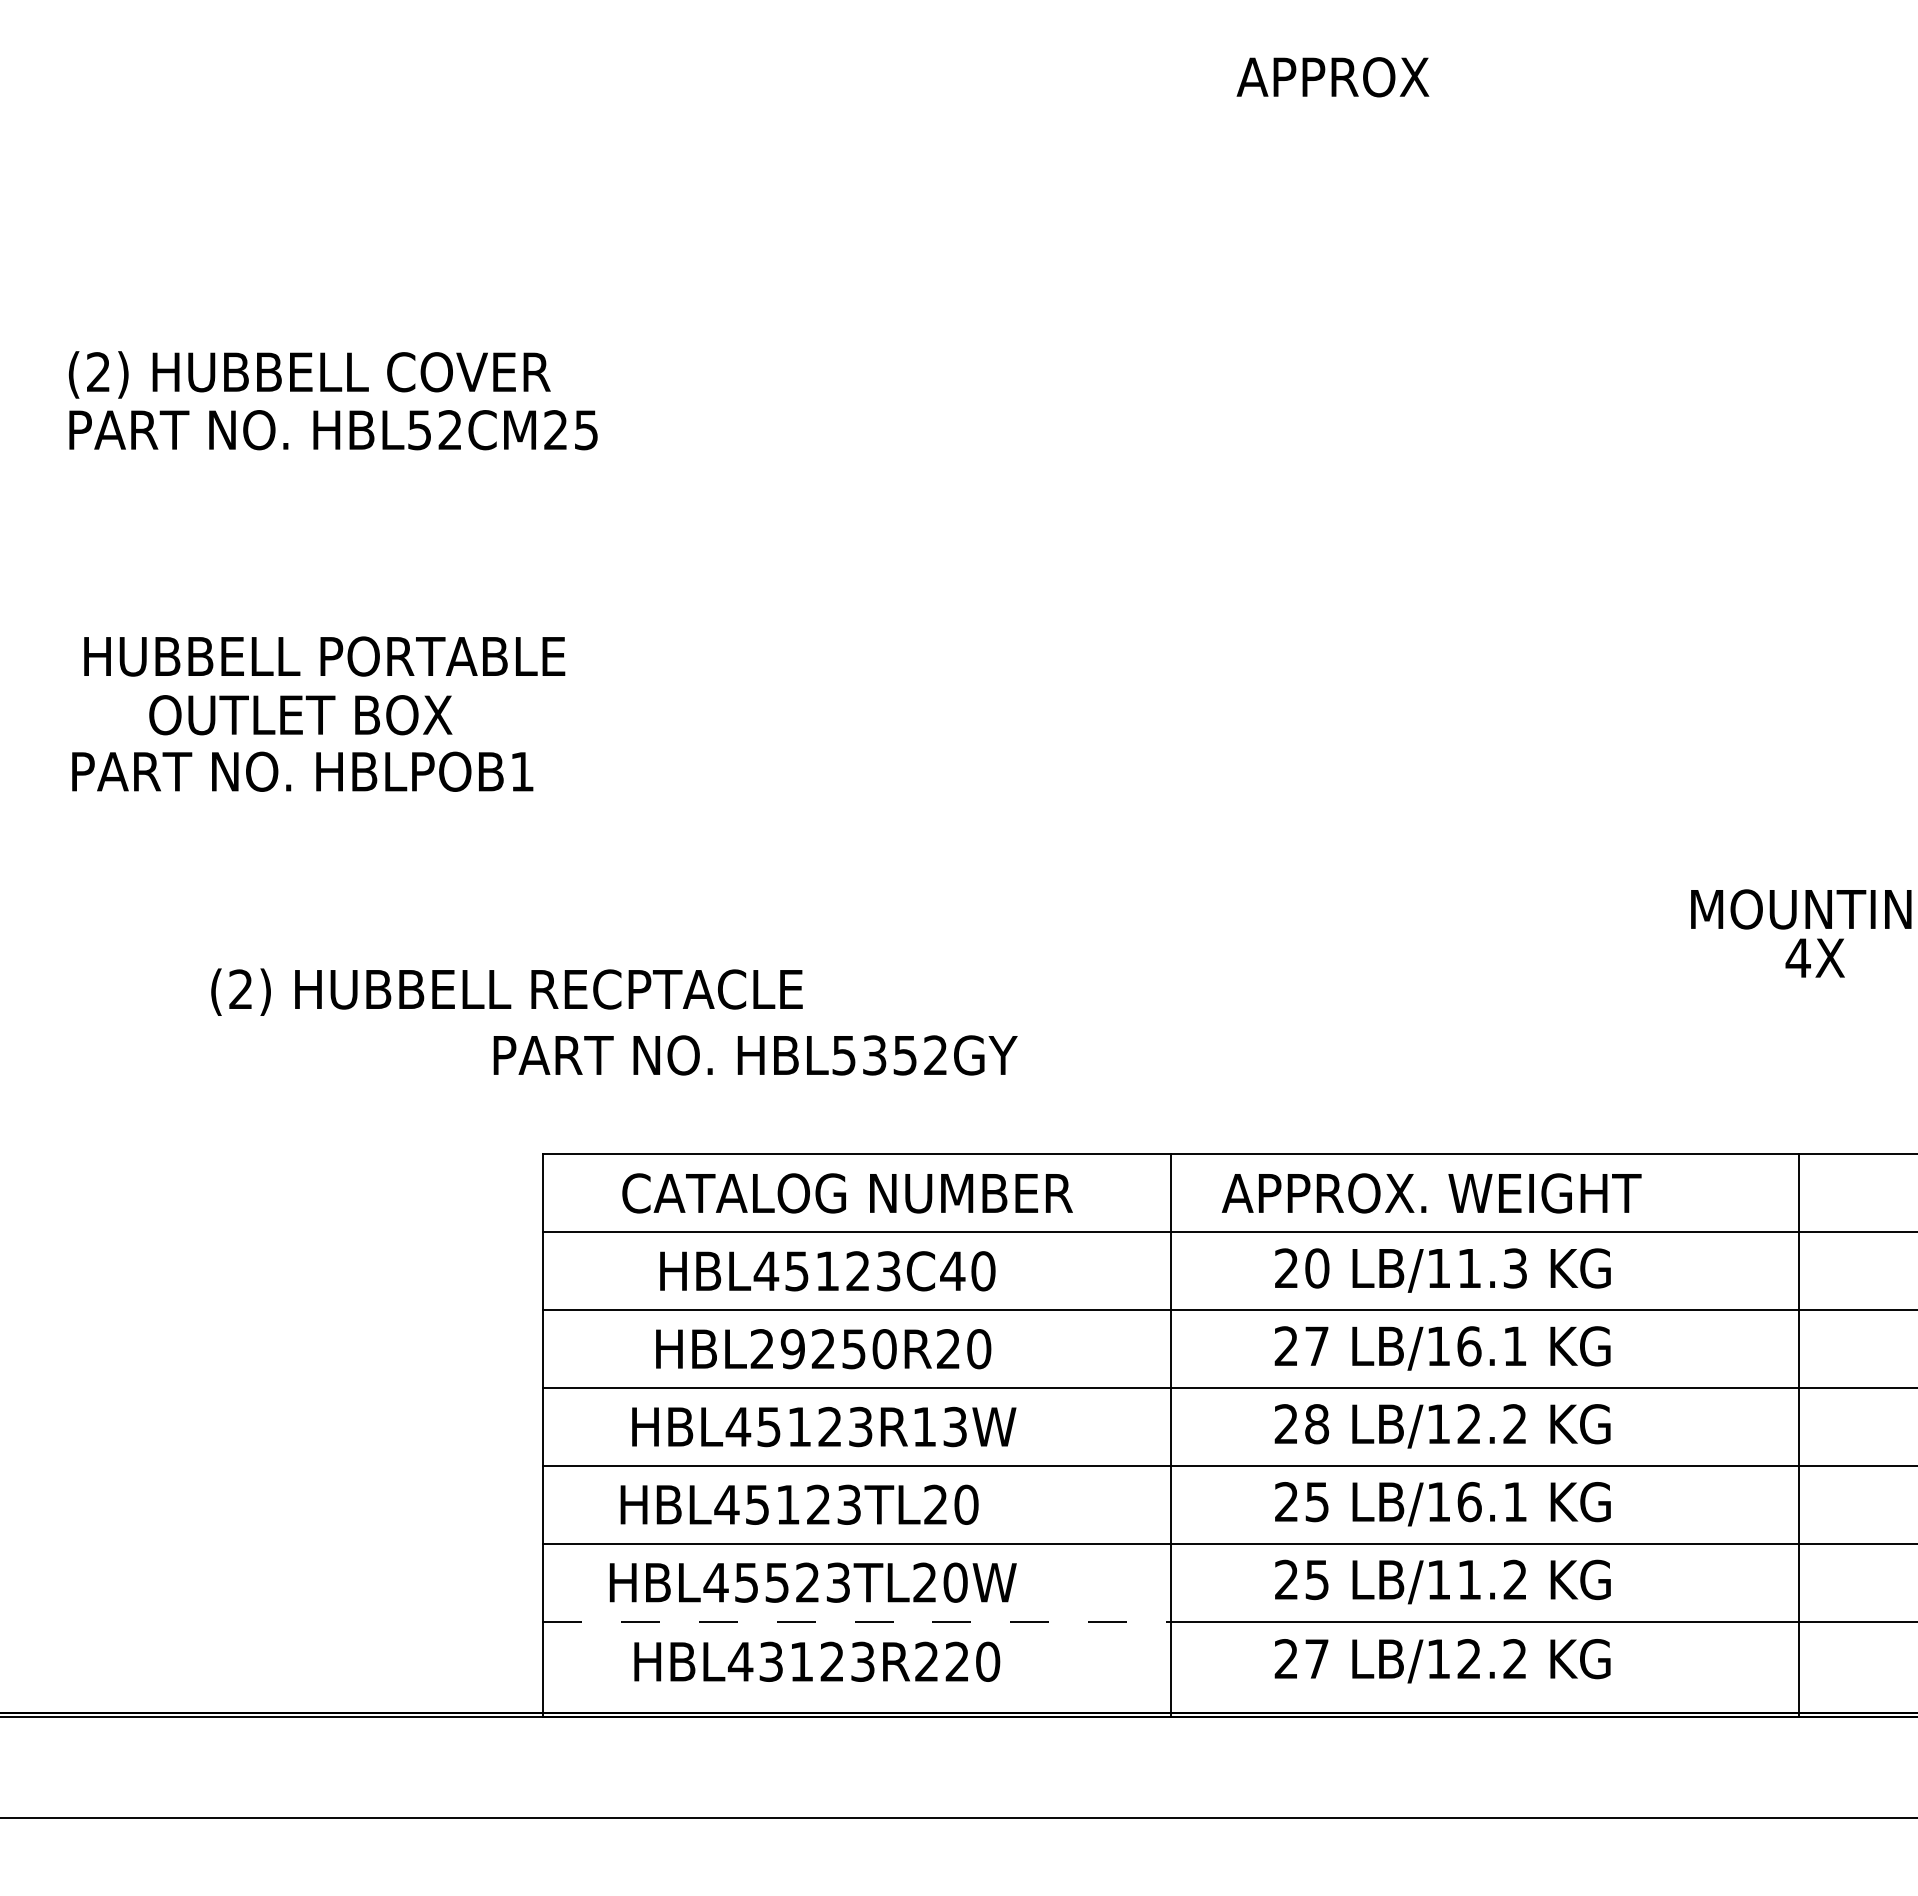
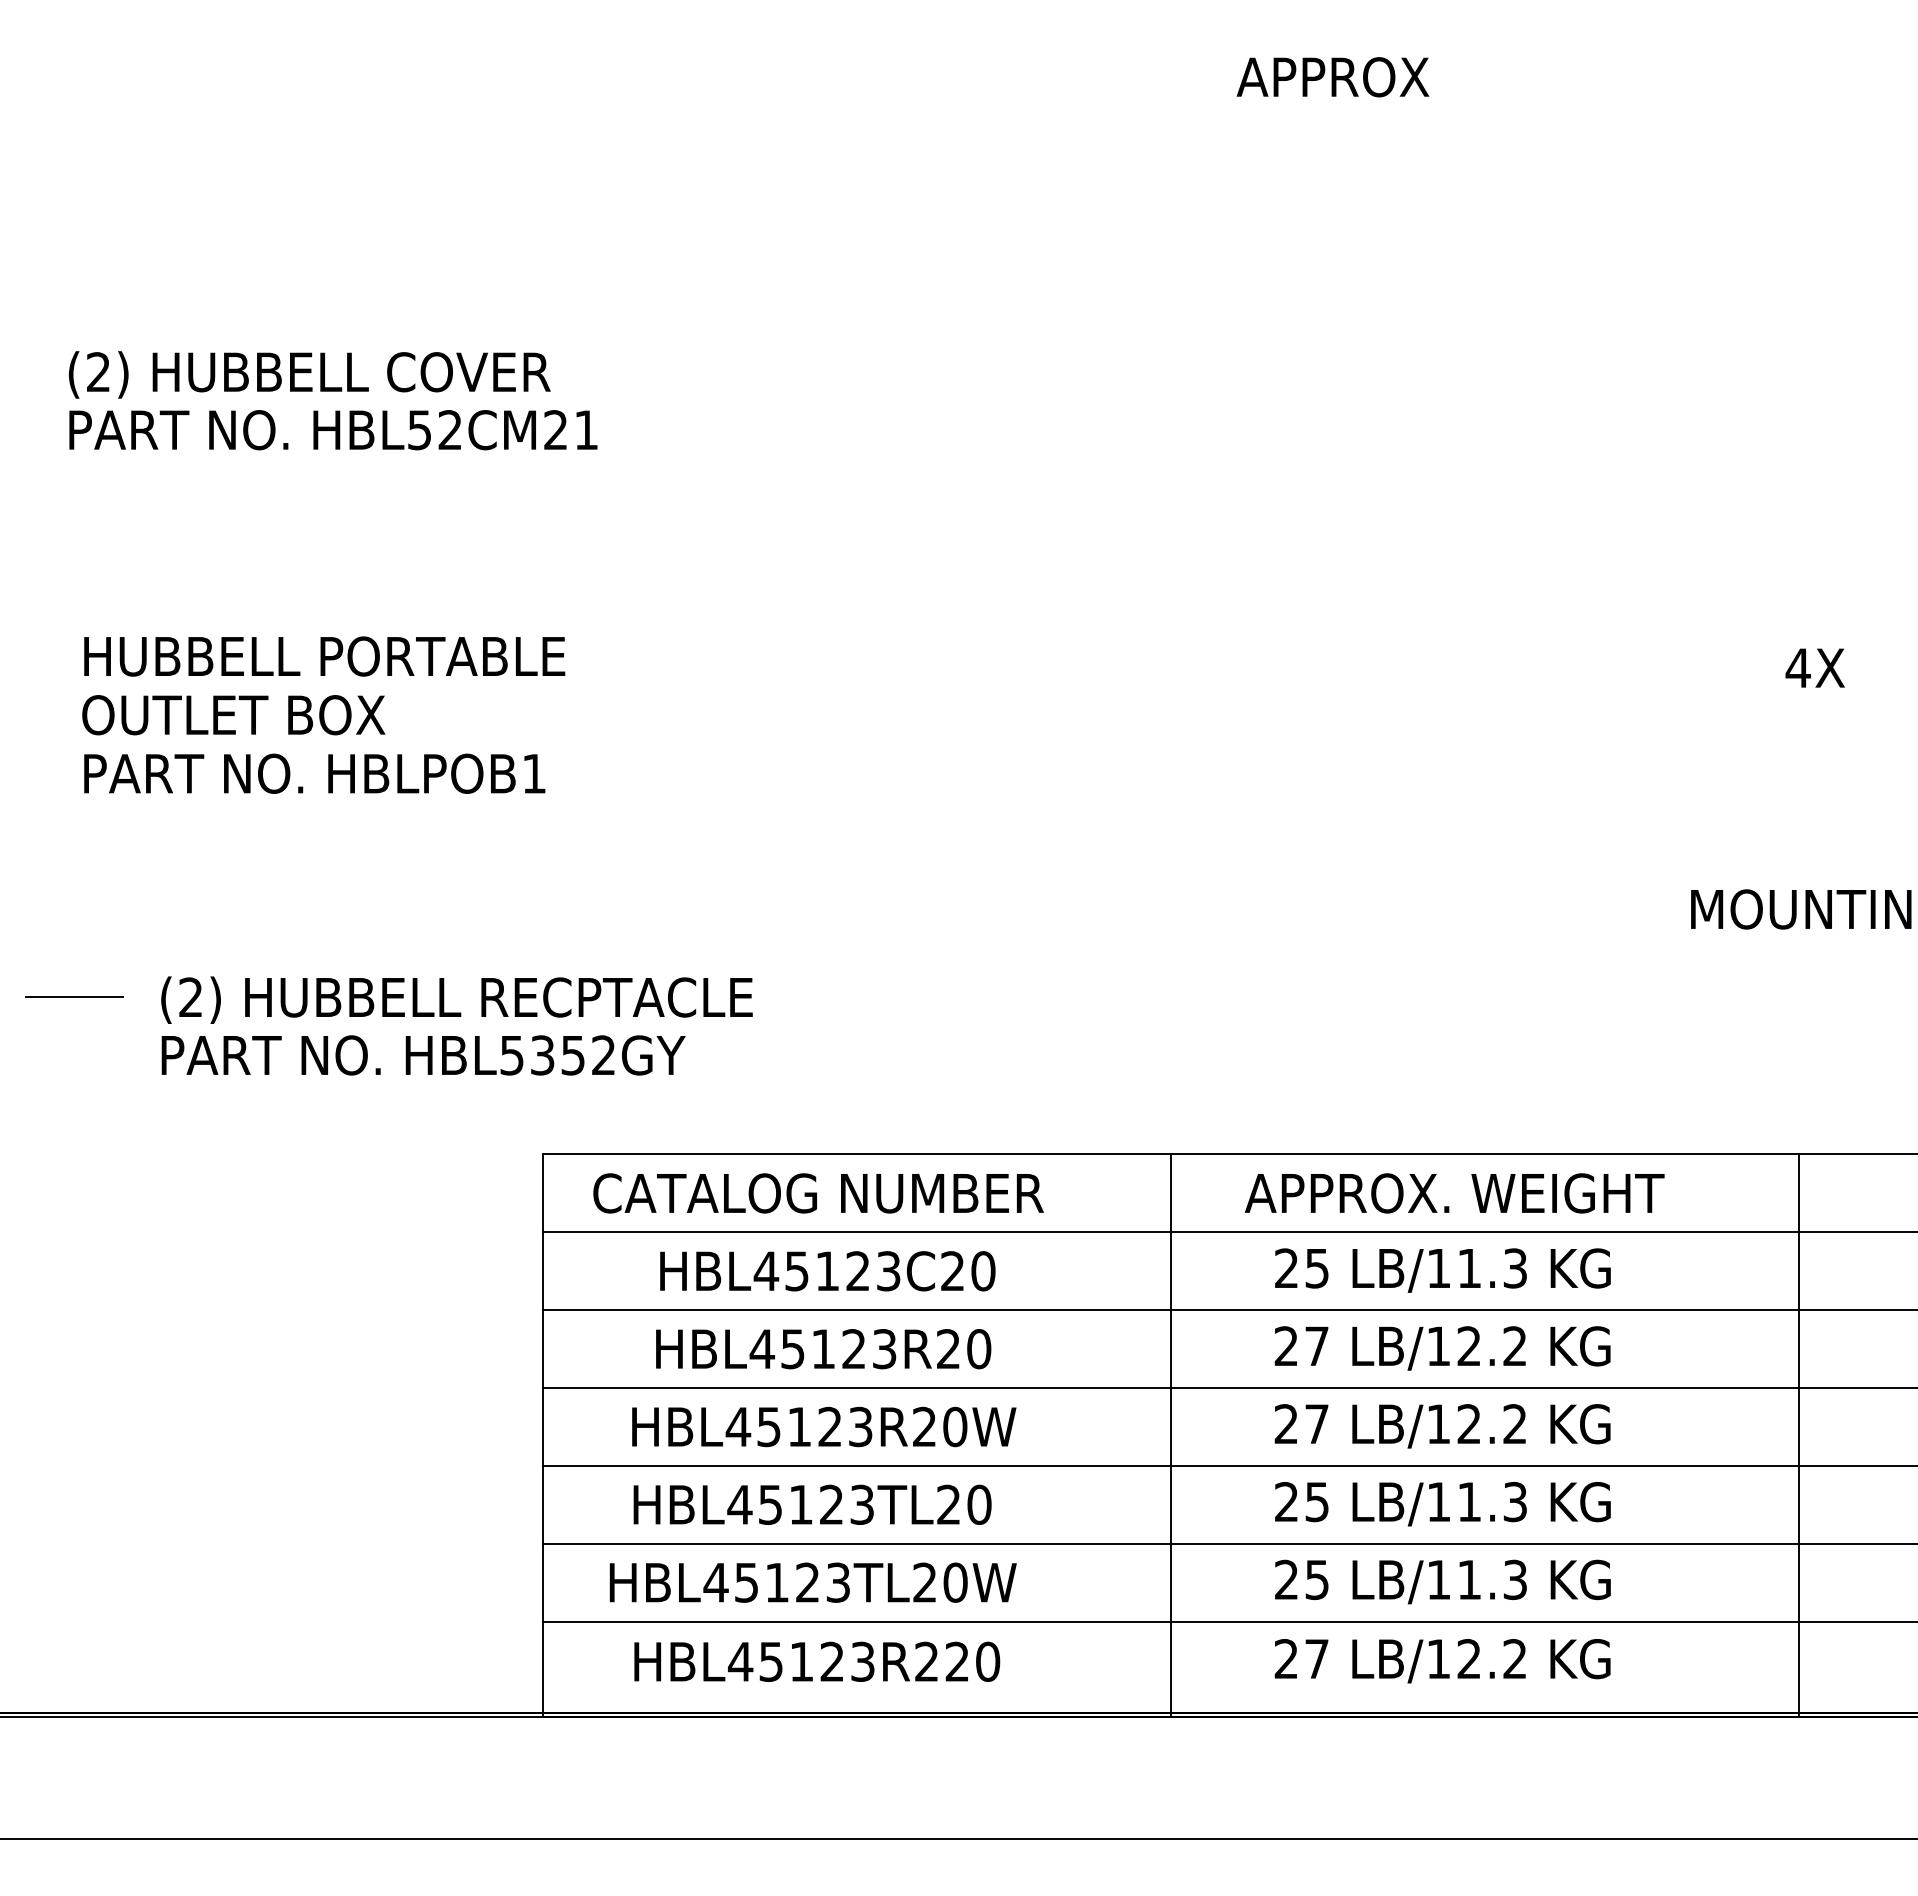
text: HBL52CM25 -> HBL52CM21 (586, 430)
text position: (300, 715) -> (233, 715) (233, 715)
text position: (302, 771) -> (314, 773) (314, 773)
text position: (1814, 957) -> (1814, 667) (1814, 667)
text position: (506, 991) -> (456, 999) (456, 999)
line: none -> present (74, 997)
text position: (755, 1055) -> (423, 1055) (423, 1055)
text position: (847, 1193) -> (818, 1193) (818, 1193)
text position: (1431, 1193) -> (1454, 1193) (1454, 1193)
text: 20 -> 25 (1317, 1268)
text: HBL45123C40 -> HBL45123C20 (952, 1270)
text: LB/16.1 -> LB/12.2 (1491, 1346)
text: HBL29250R20 -> HBL45123R20 (822, 1349)
text: 28 -> 27 (1317, 1424)
text: HBL45123R13W -> HBL45123R20W (940, 1426)
text: LB/16.1 -> LB/11.3 (1491, 1502)
text position: (799, 1504) -> (812, 1504) (812, 1504)
text: LB/11.2 -> LB/11.3 (1514, 1580)
text: HBL45523TL20W -> HBL45123TL20W (776, 1582)
line: dashed -> solid (857, 1621)
text: HBL43123R220 -> HBL45123R220 (771, 1661)
line position: (958, 1817) -> (958, 1838) (958, 1838)
